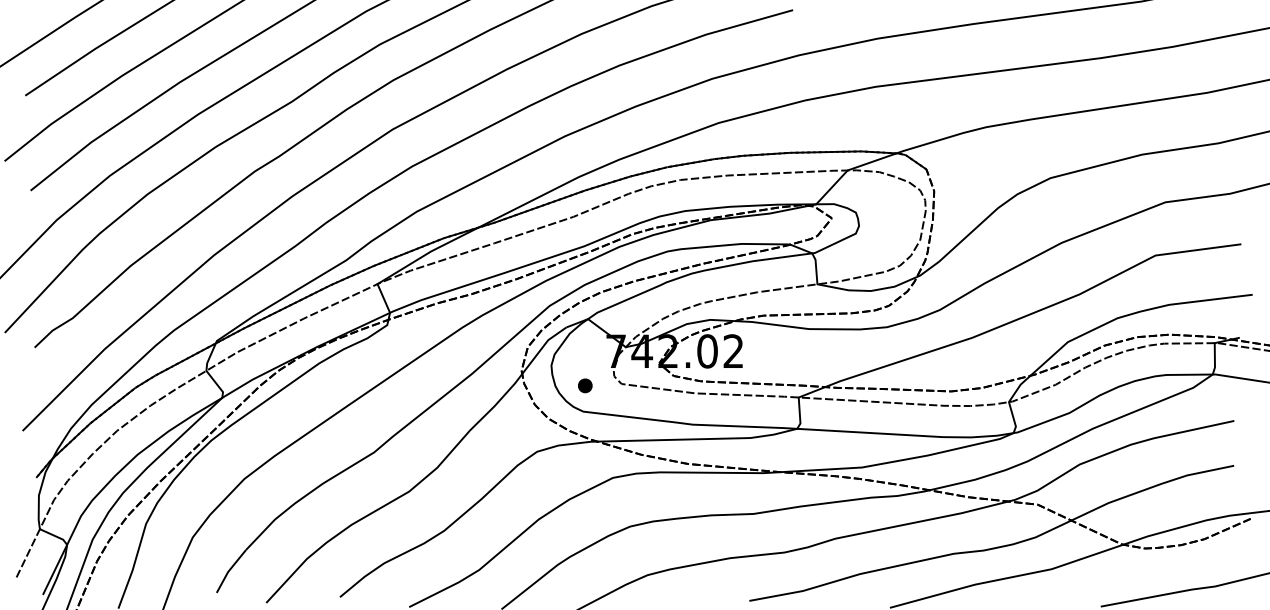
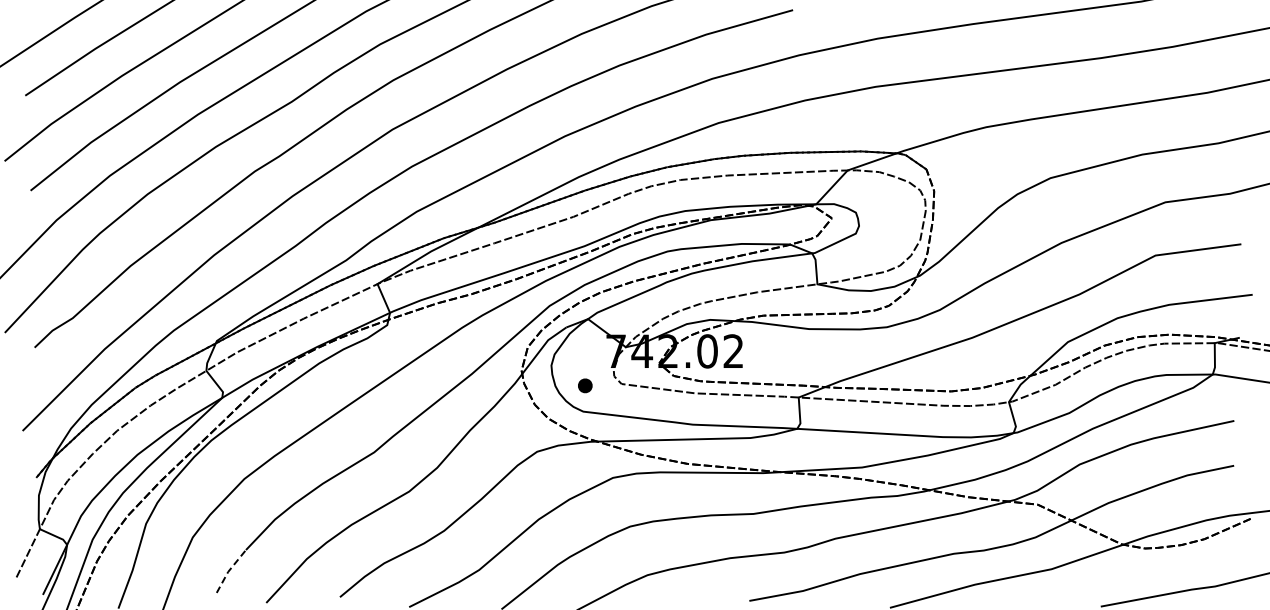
line: solid -> dashed (229, 570)
